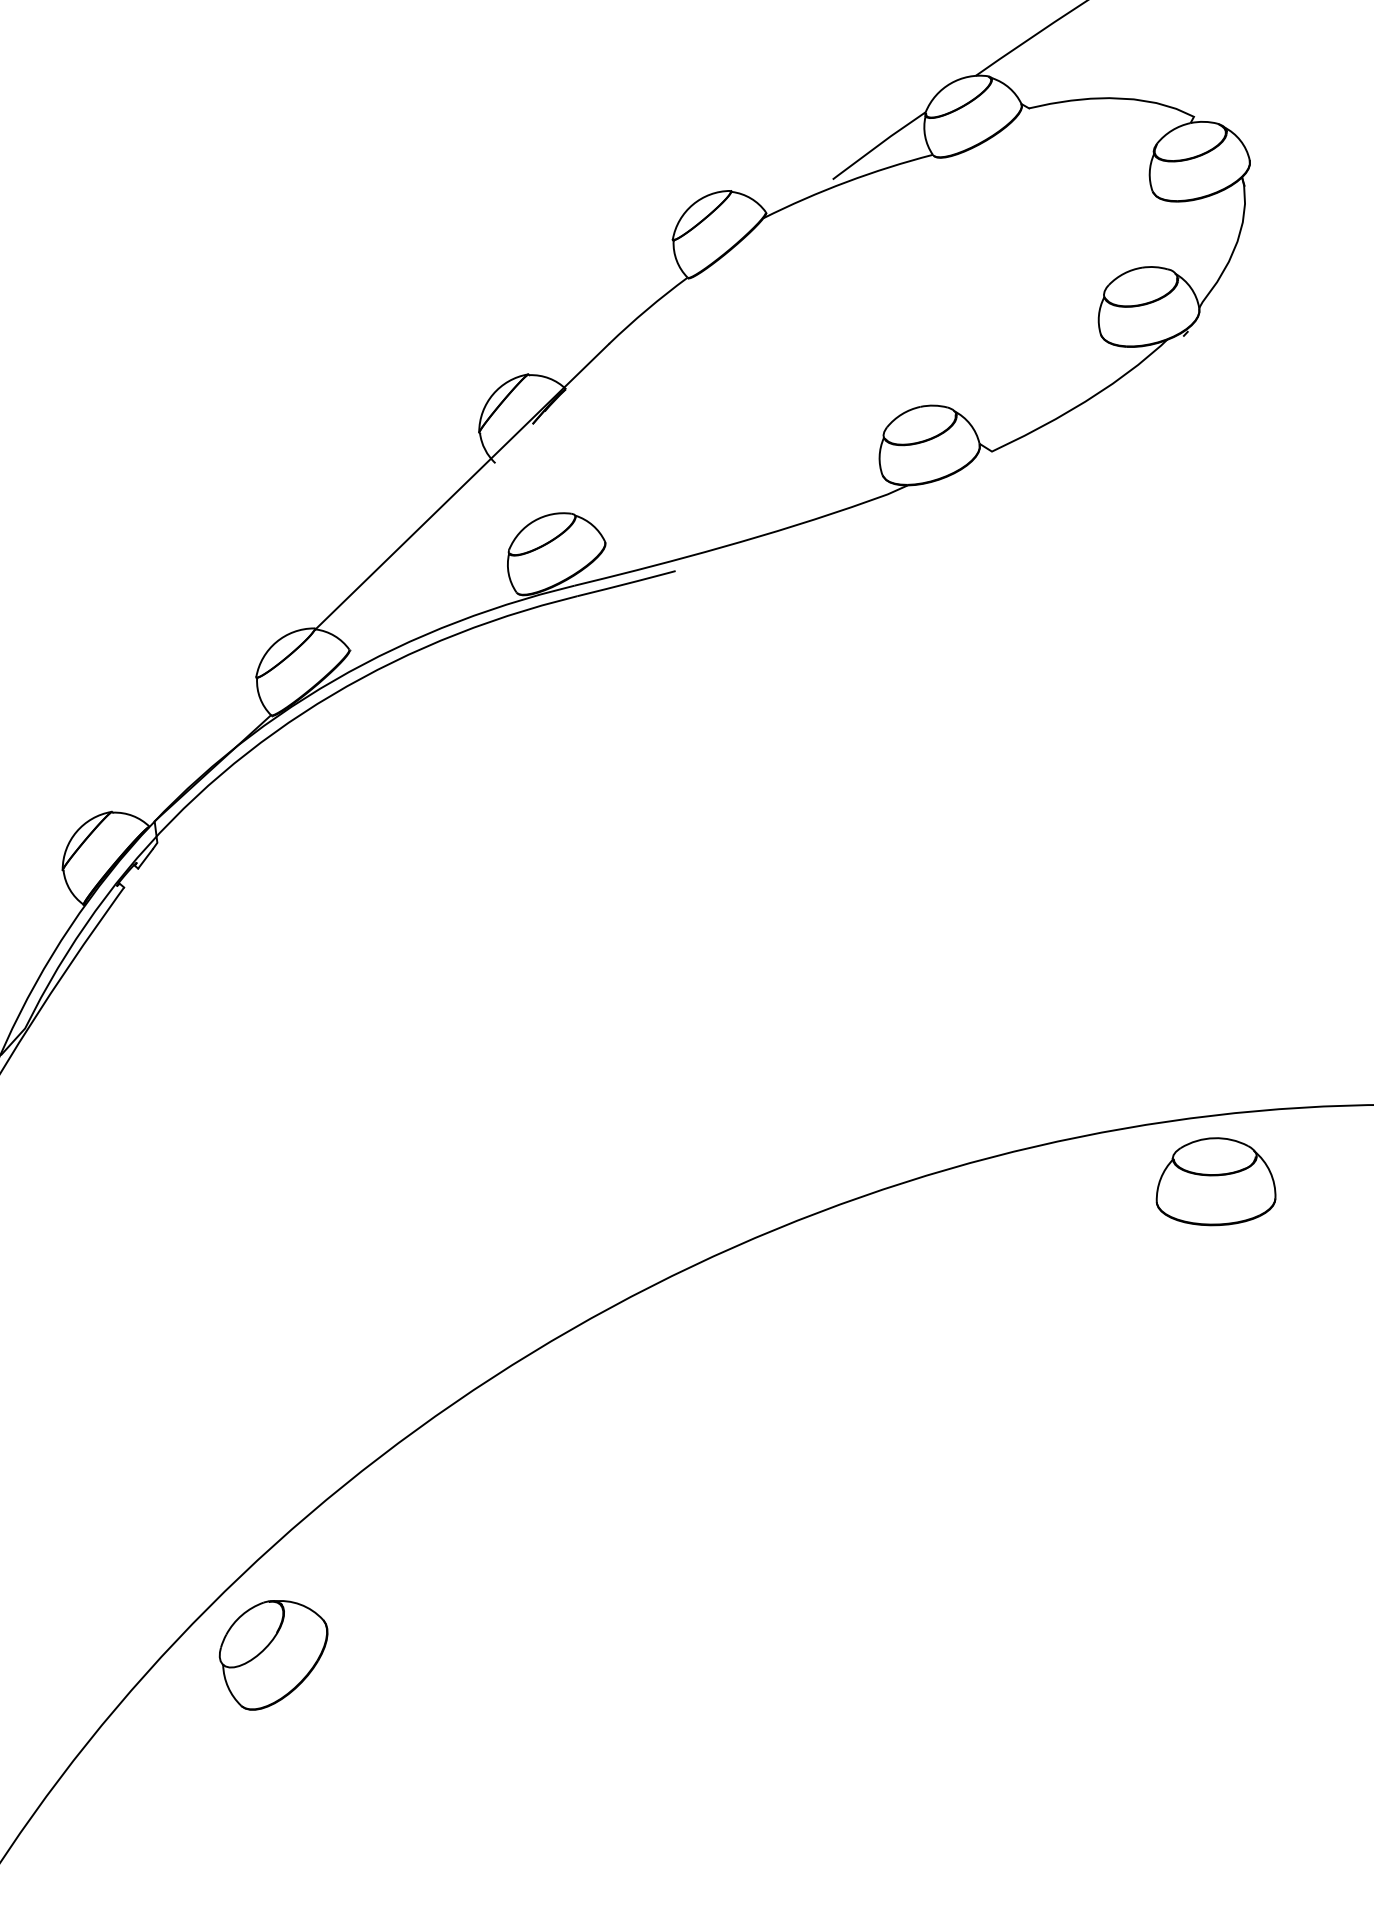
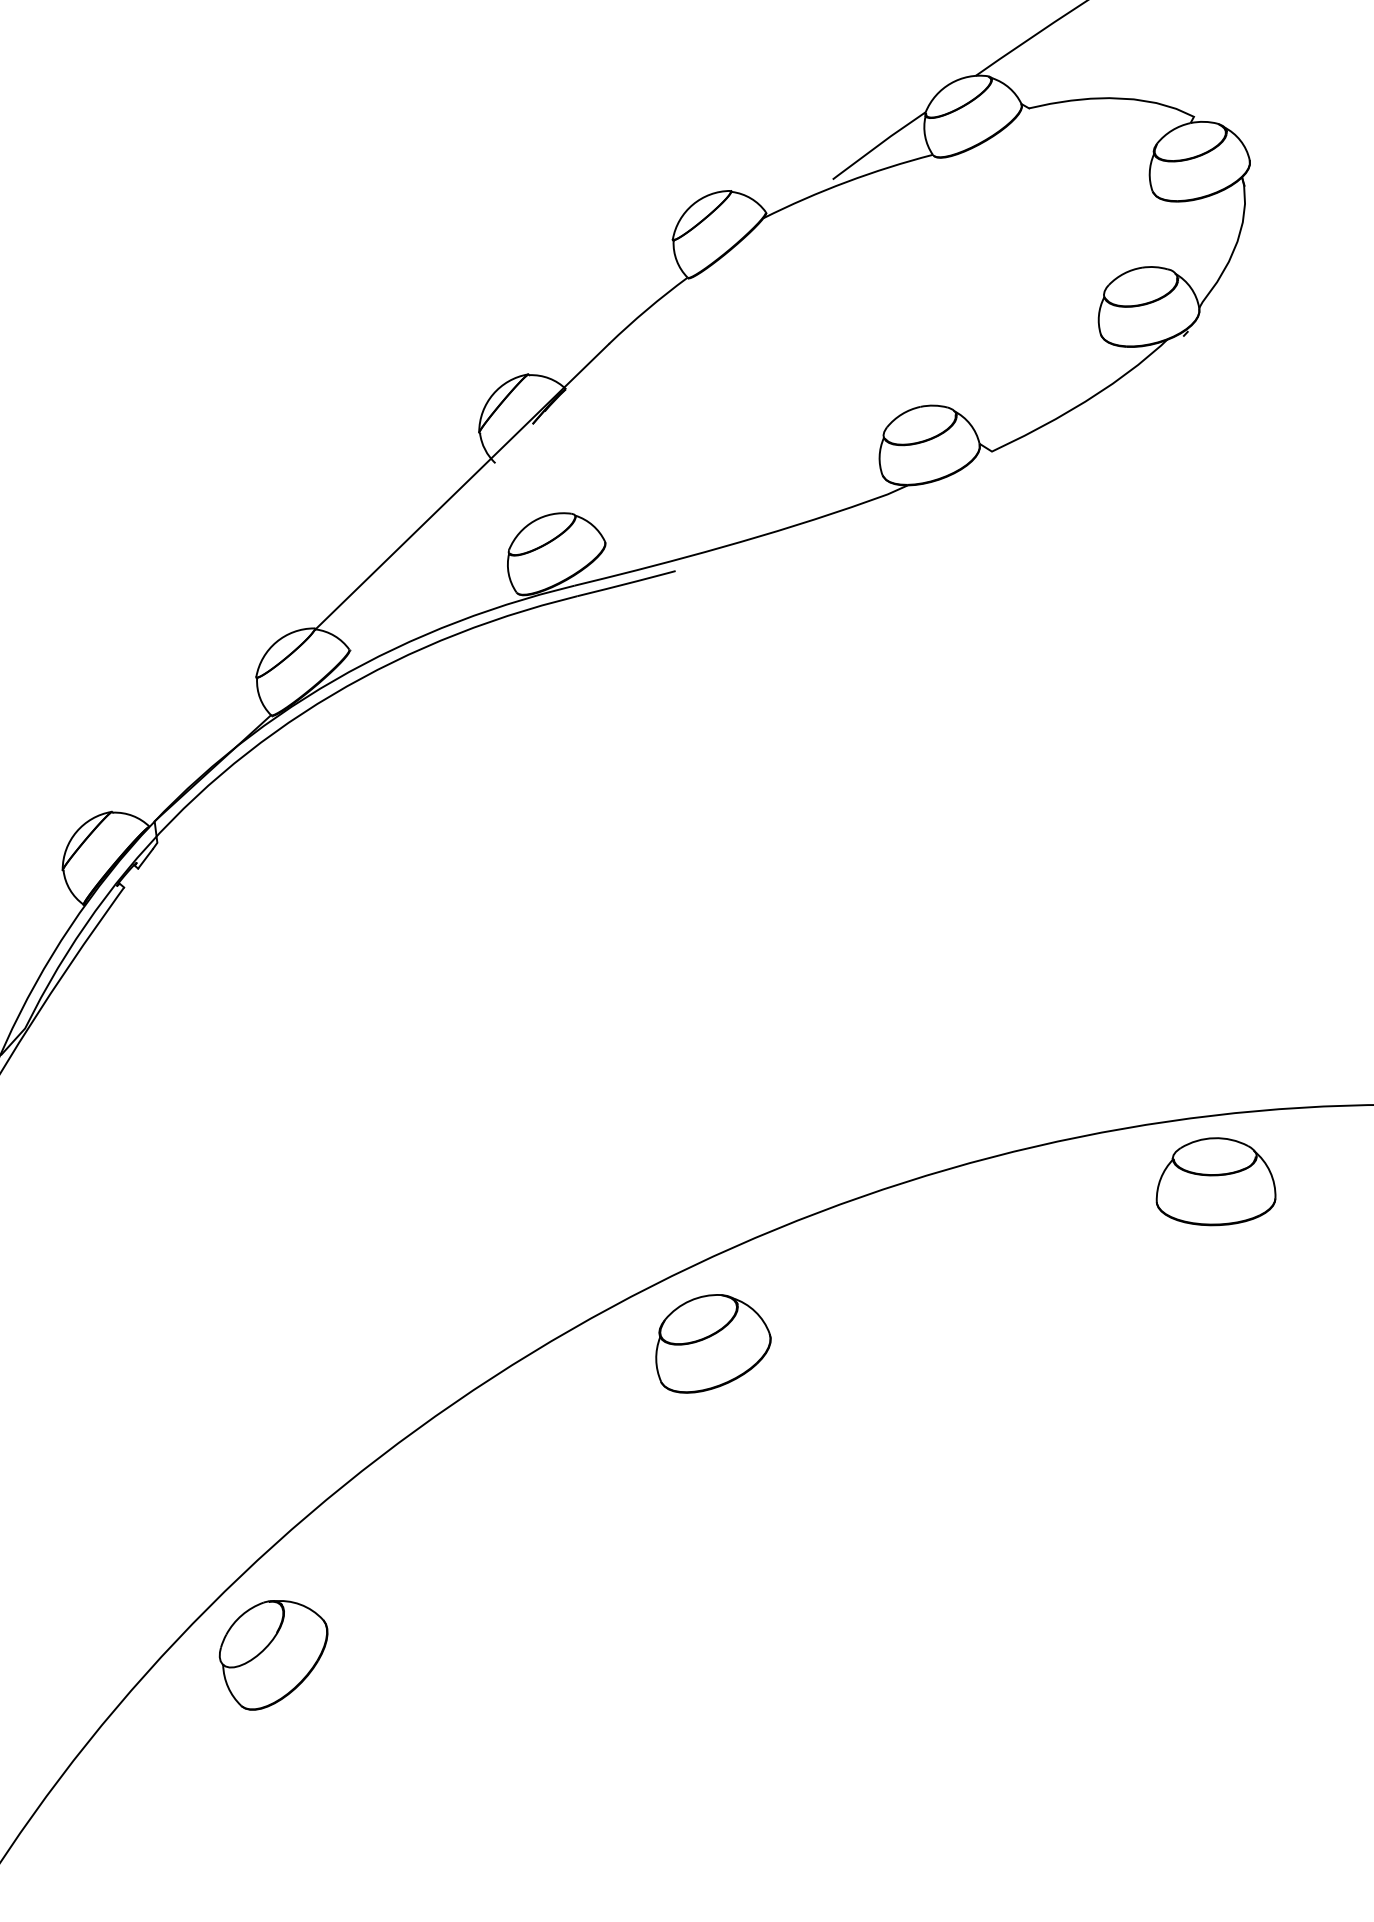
part: none -> present (713, 1343)
